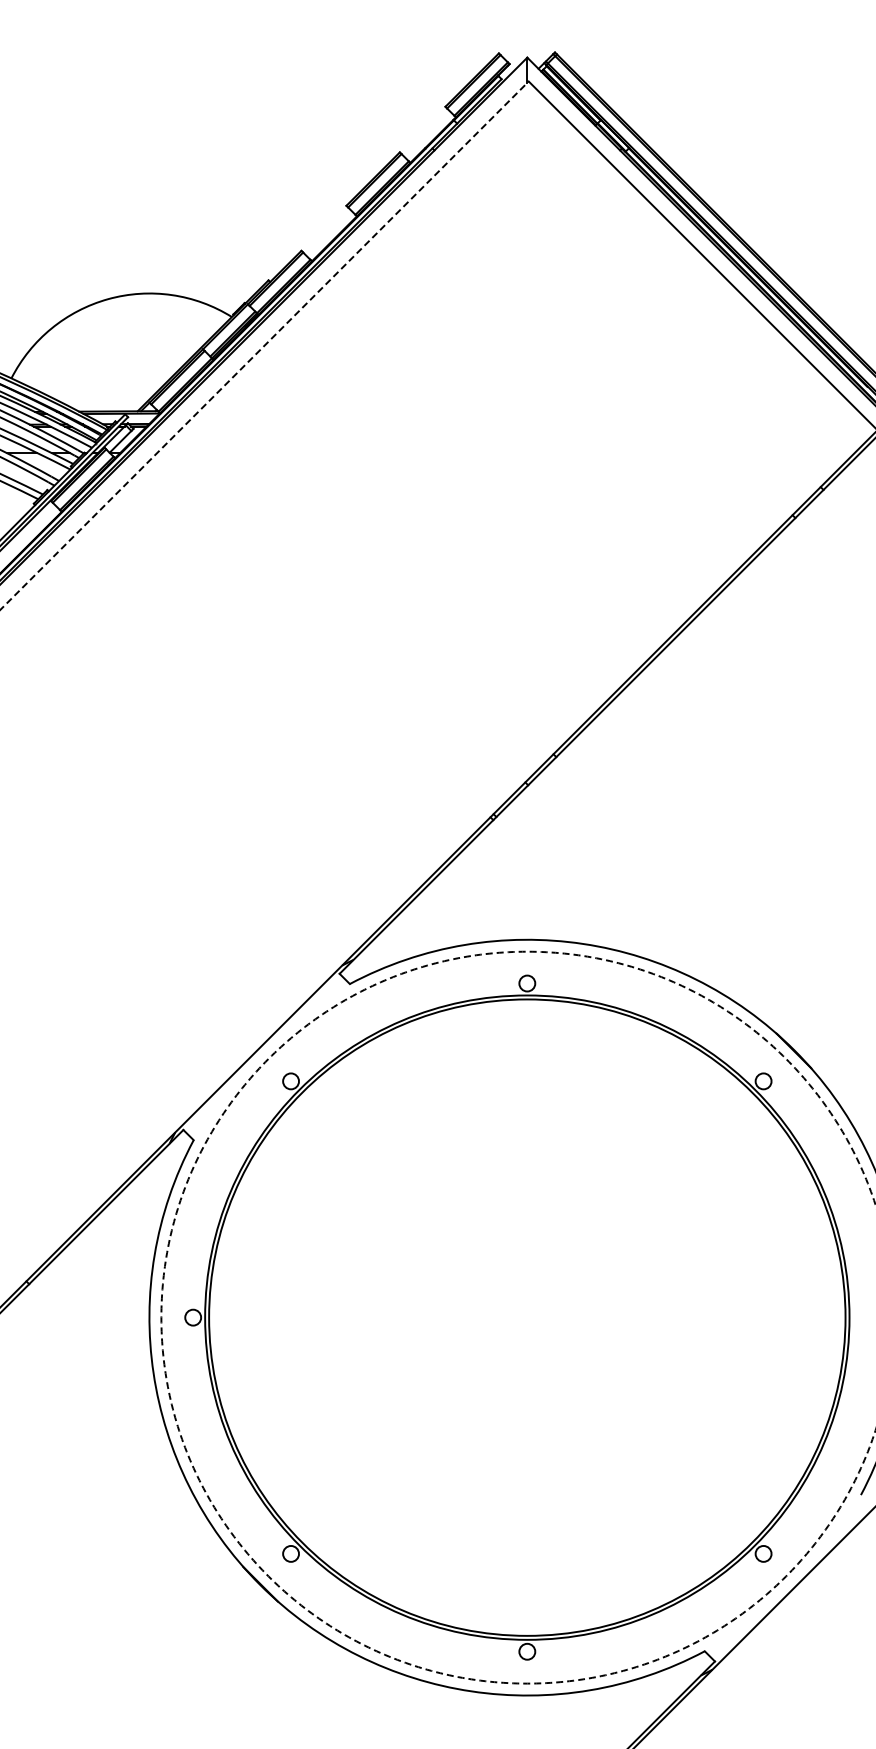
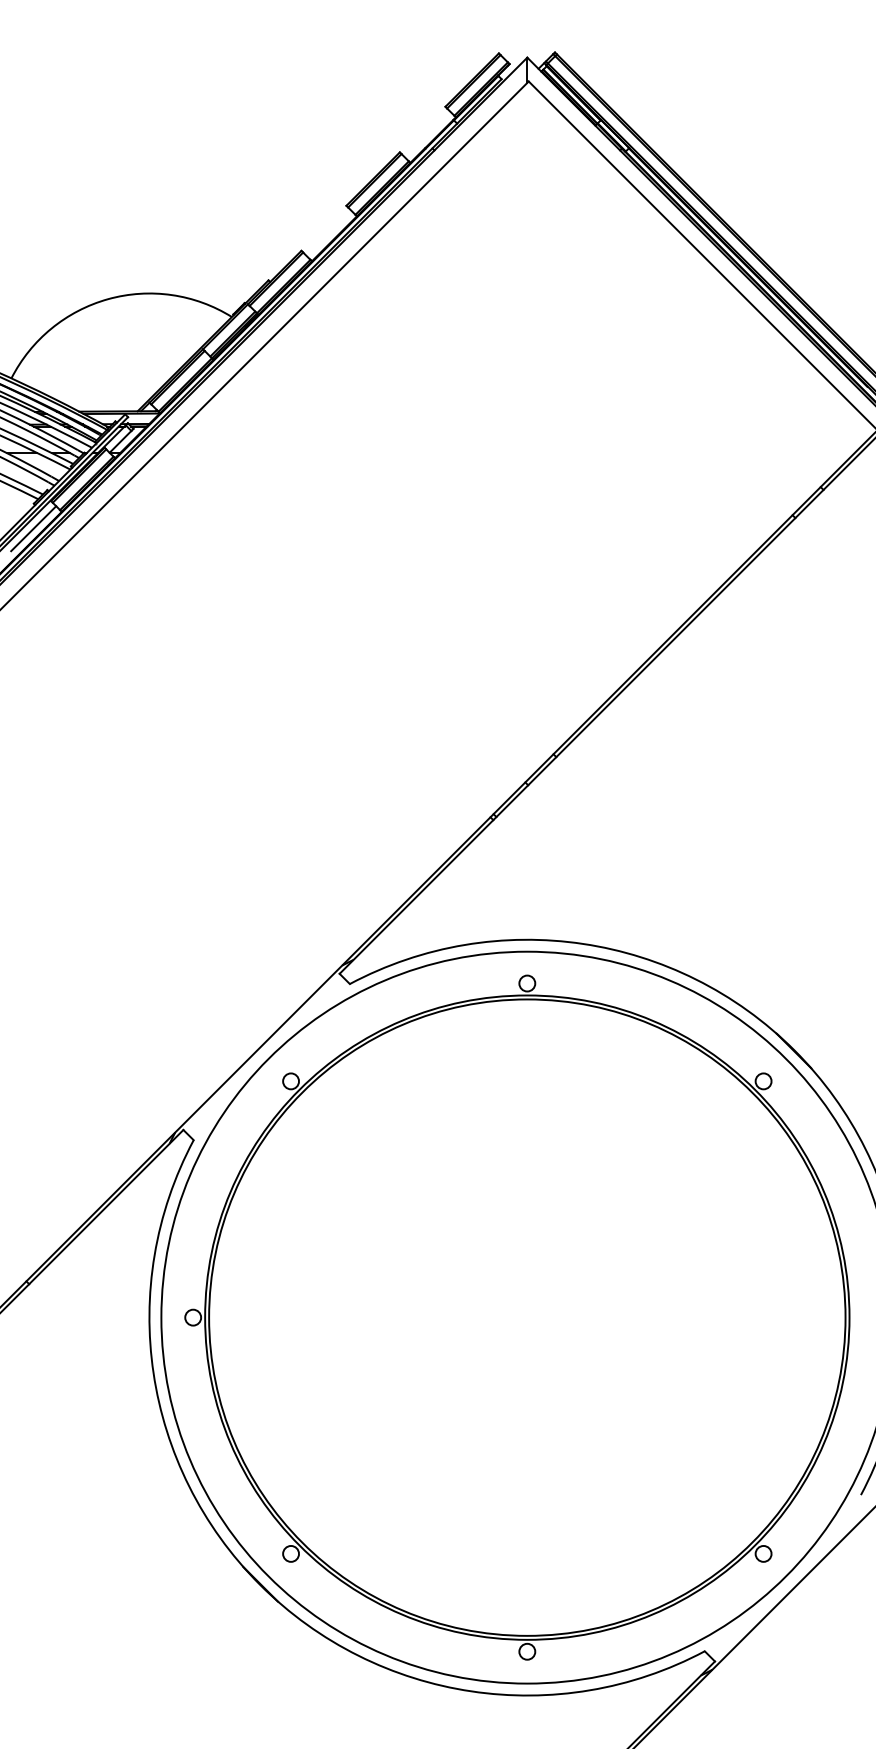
line: dashed -> solid (264, 345)
line: none -> present (33, 528)
circle: dashed -> solid (518, 1317)
